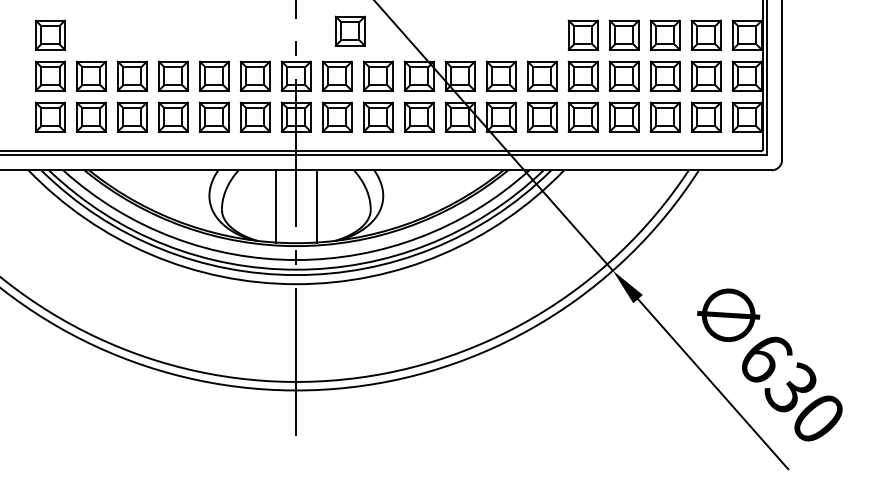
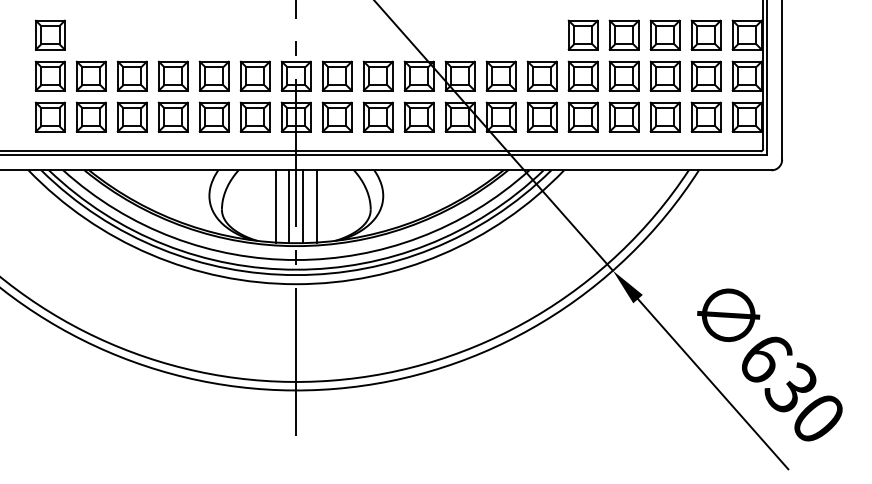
part: present -> none (349, 30)
line: none -> present (289, 206)
line: none -> present (303, 206)
